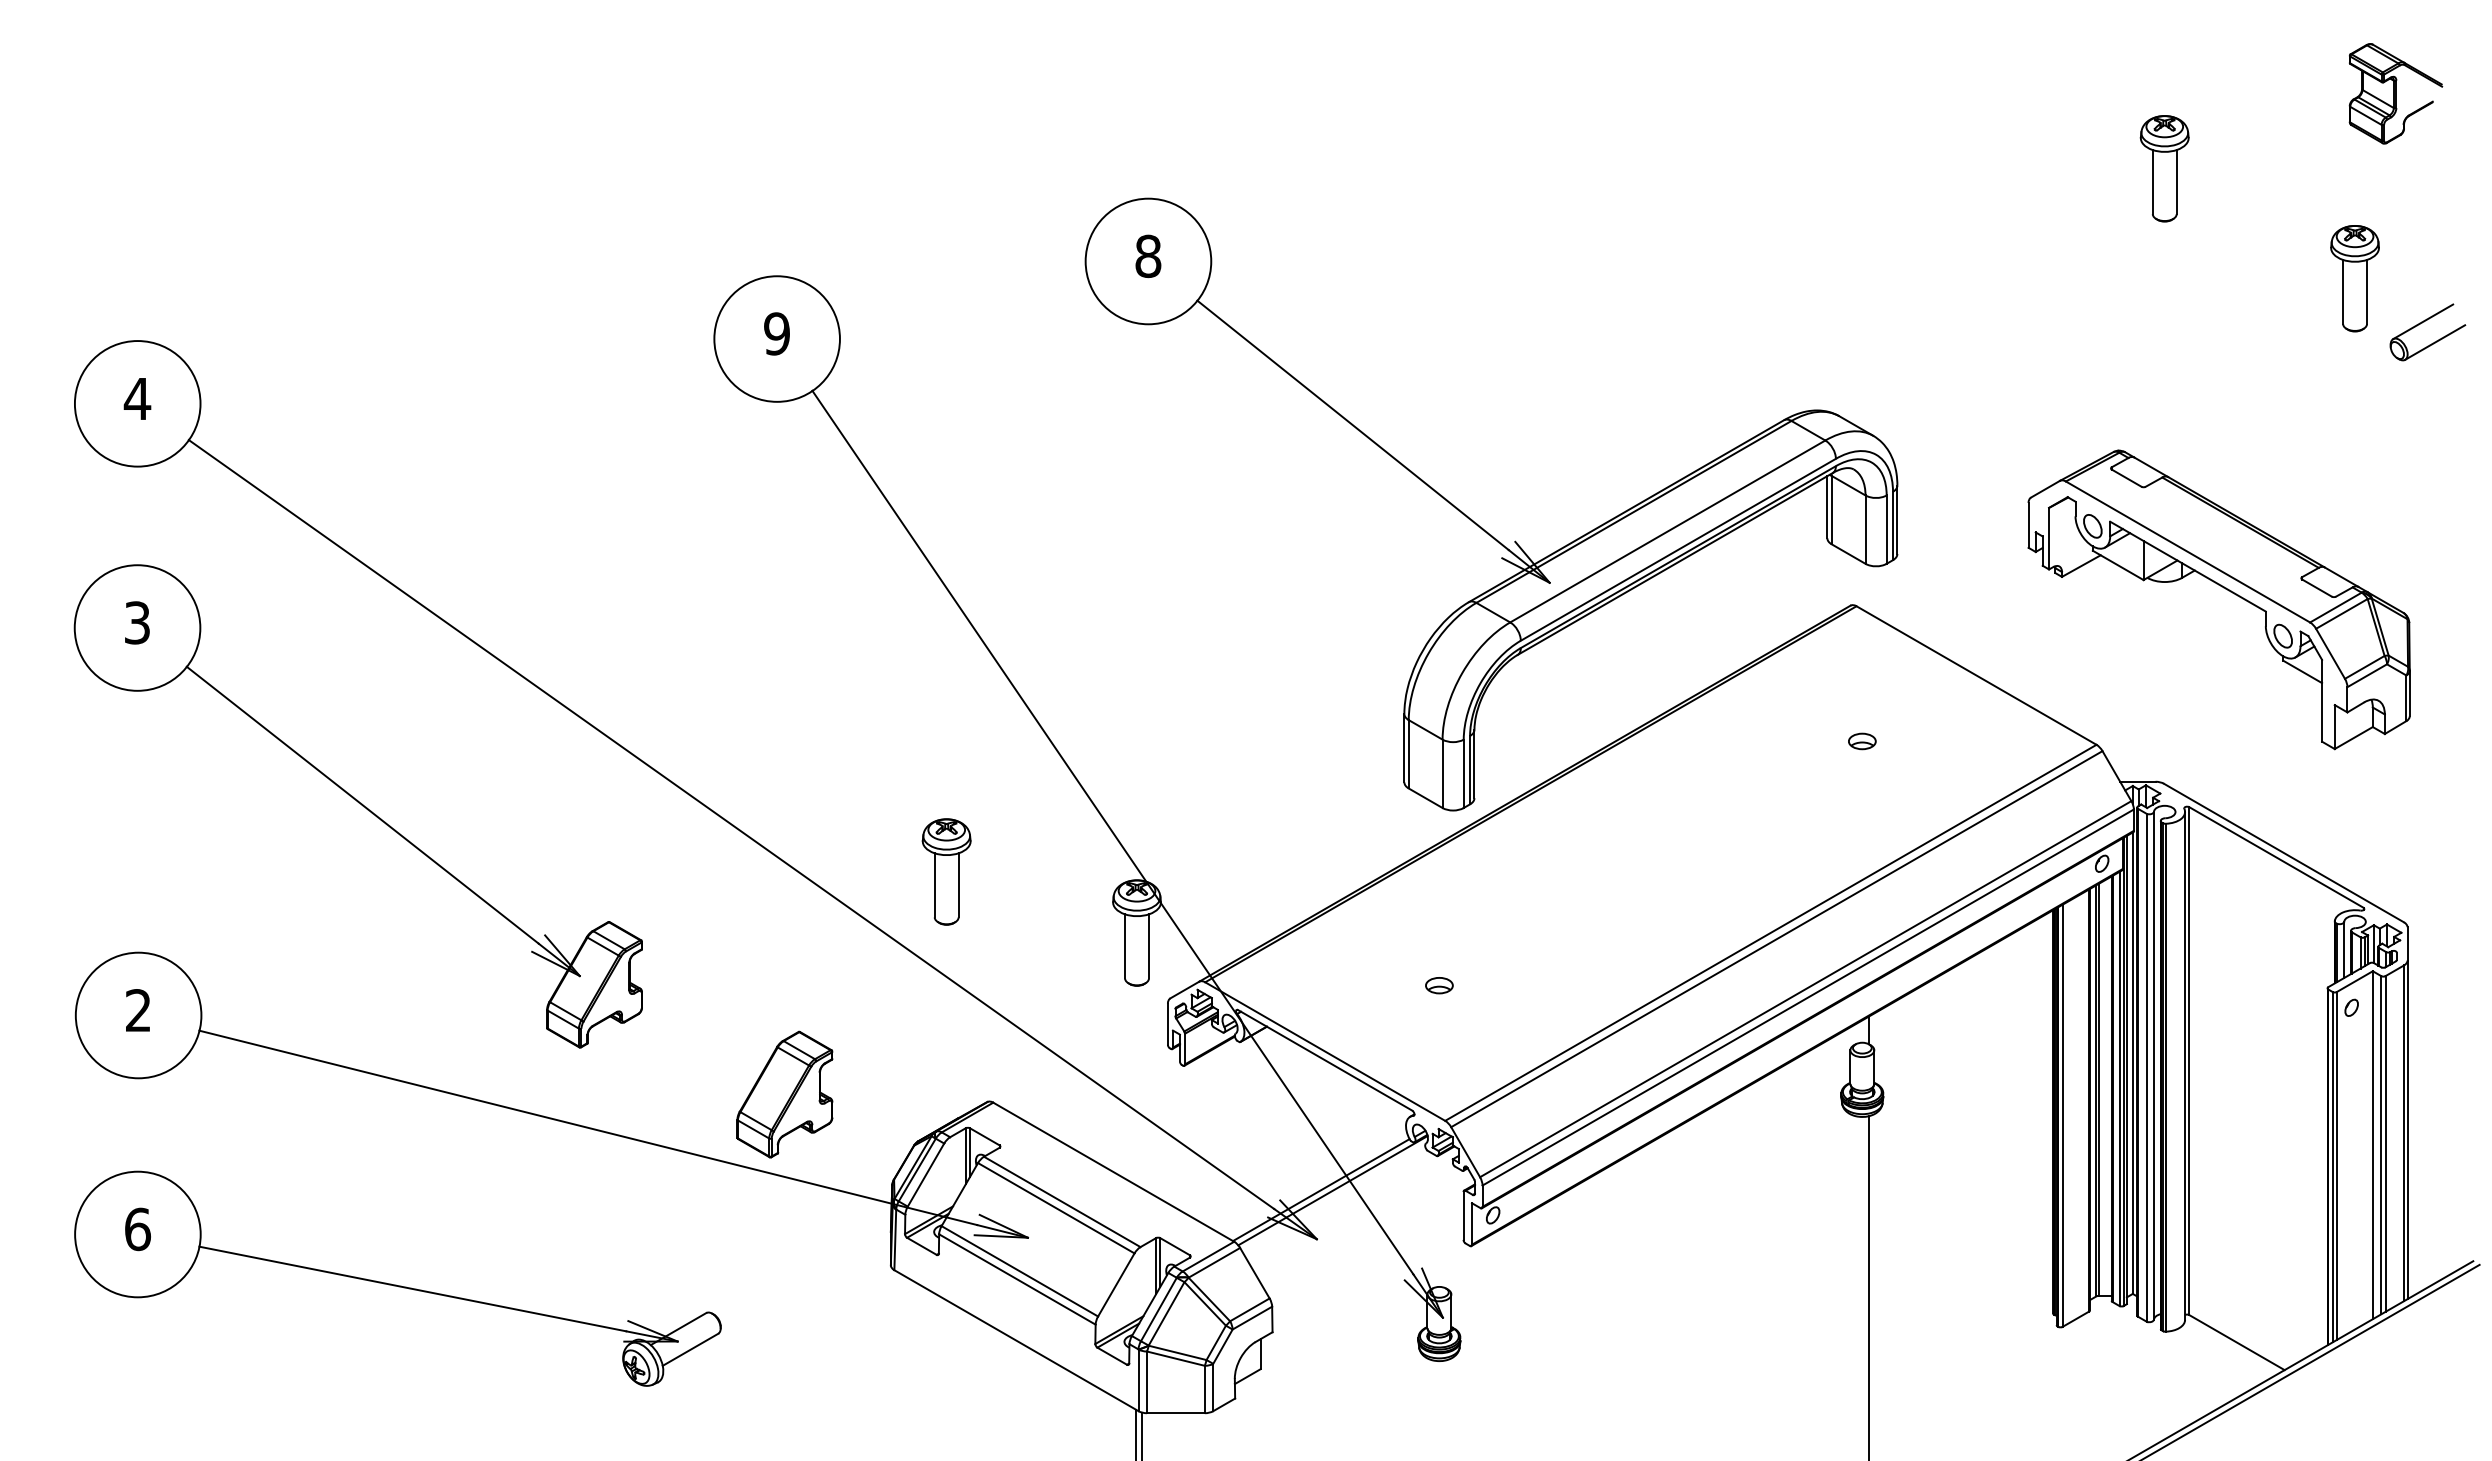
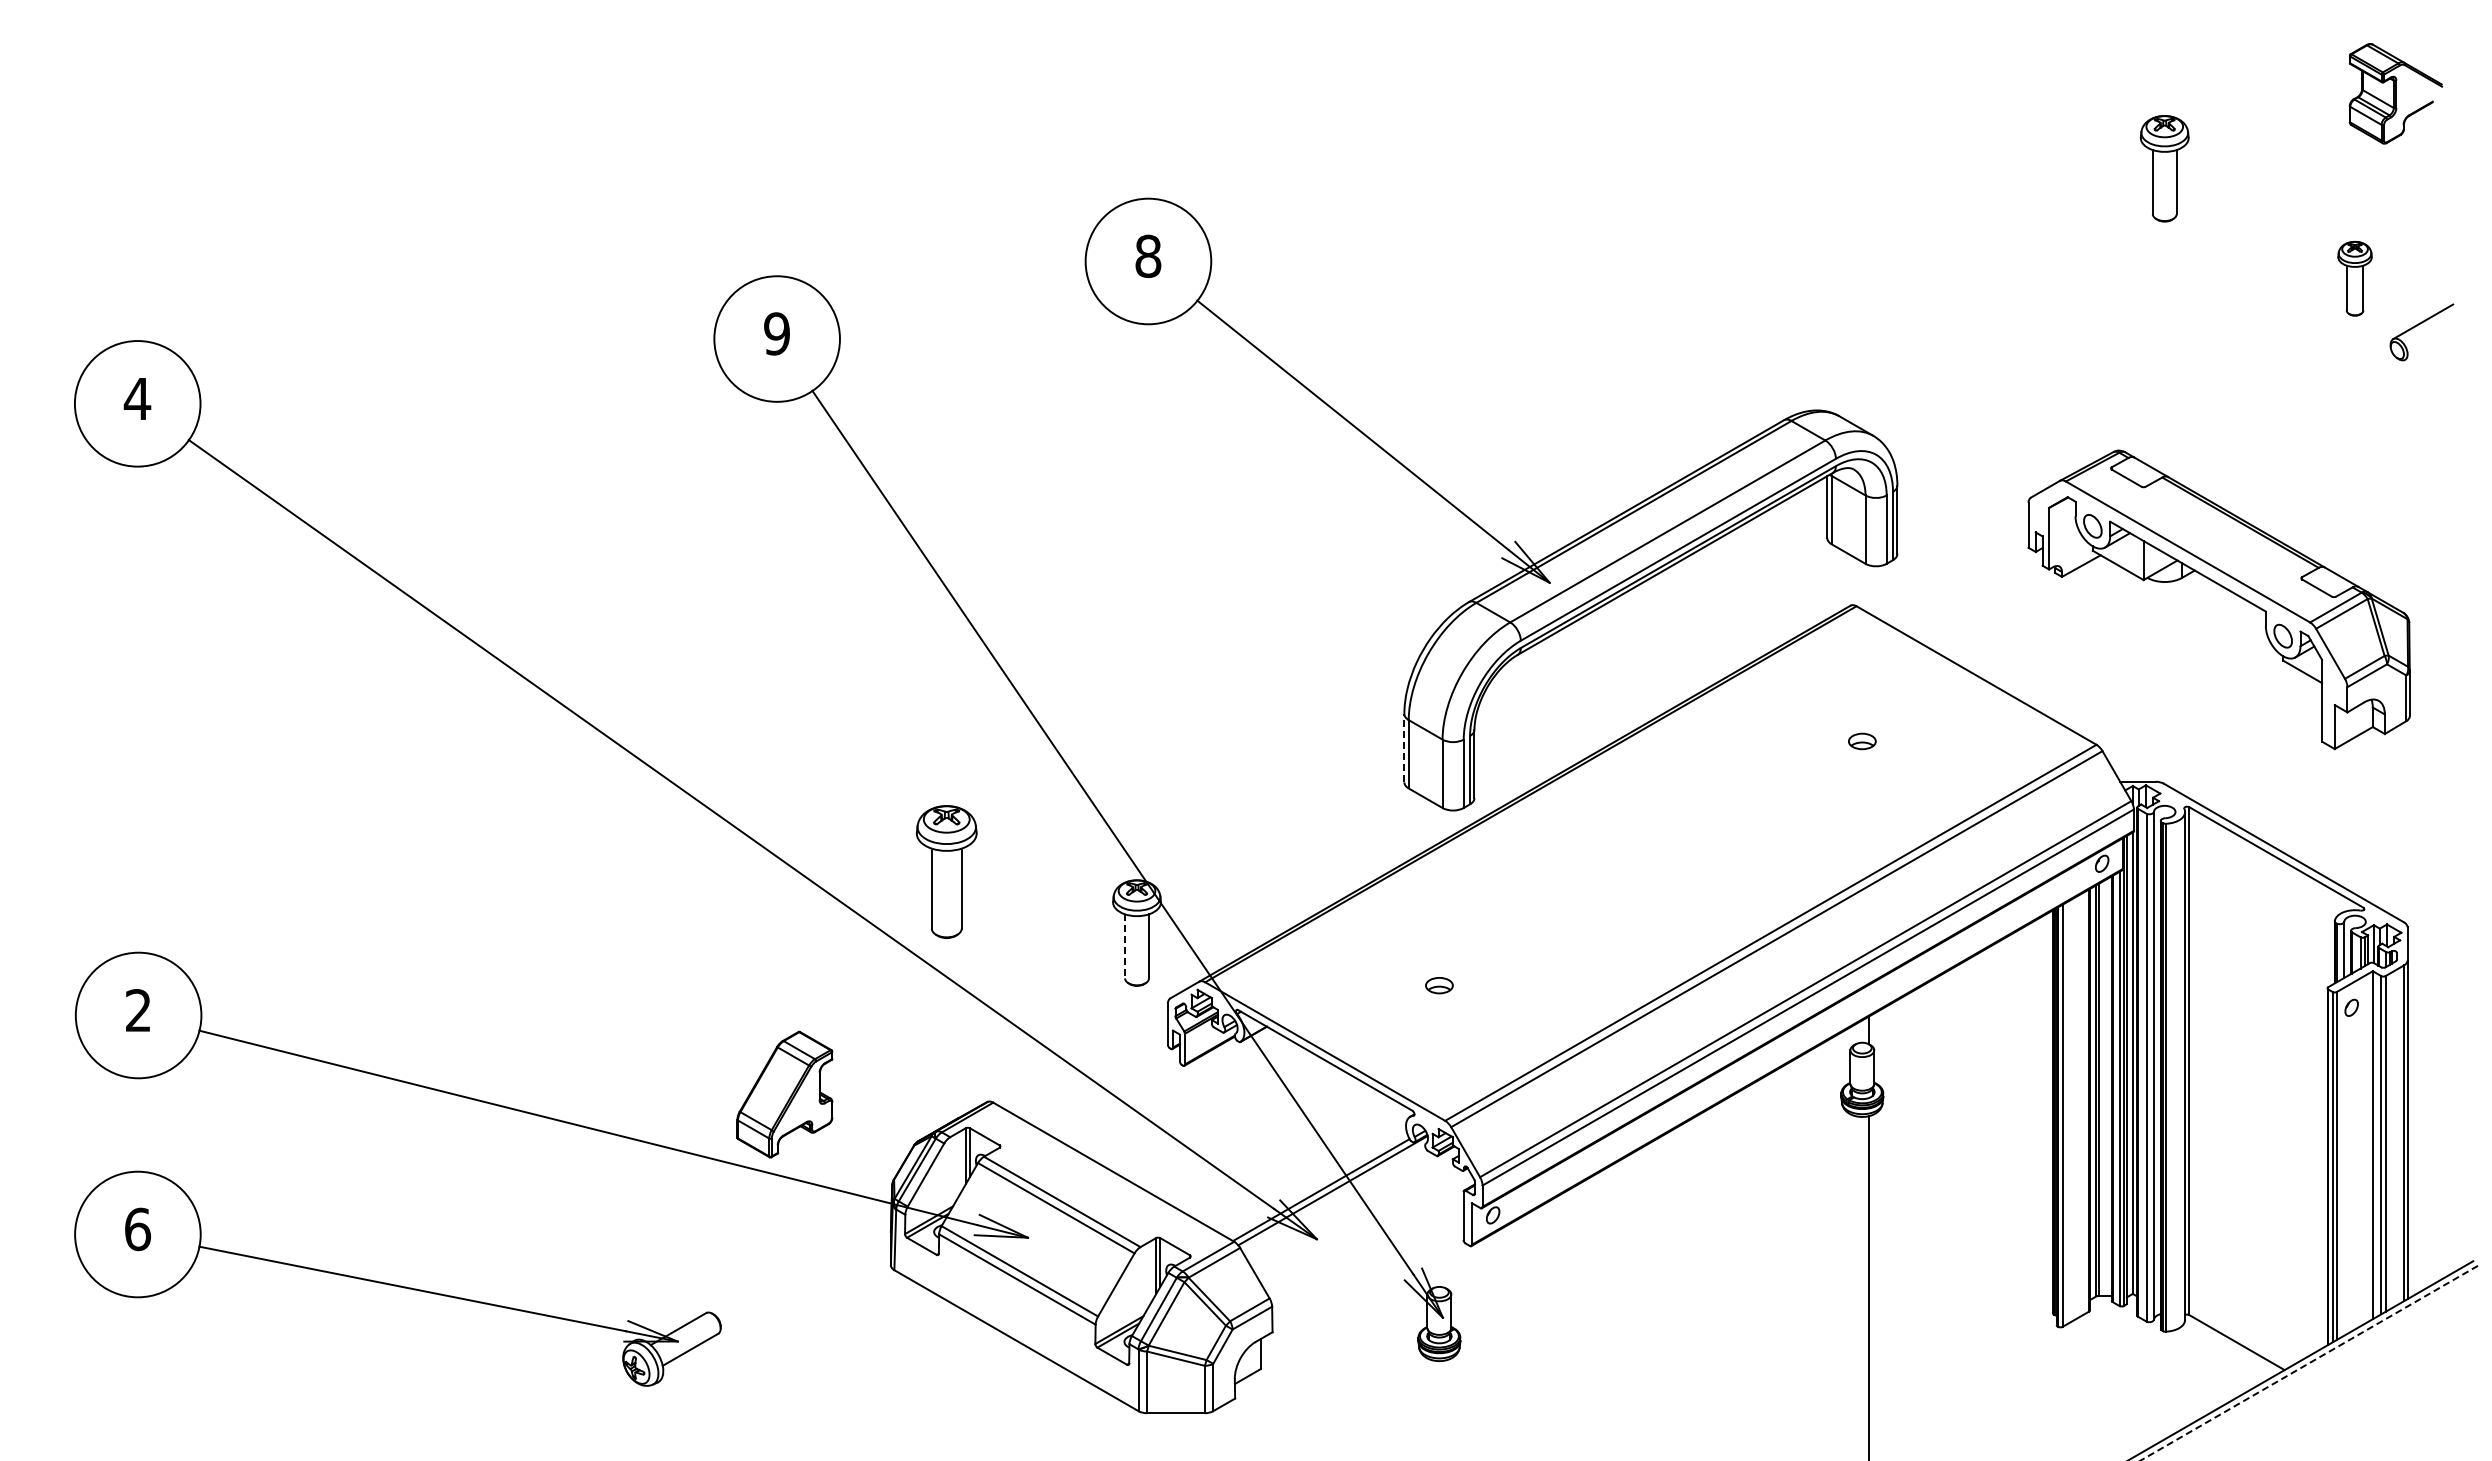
part size: 50x108 px -> 36x77 px (2354, 278)
line: present -> none (2435, 342)
line: solid -> dashed (1404, 747)
part: present -> none (357, 806)
part size: 51x108 px -> 63x134 px (946, 871)
line: solid -> dashed (1125, 946)
line: solid -> dashed (2309, 1362)
line: present -> none (1135, 1433)
line: present -> none (1142, 1434)
